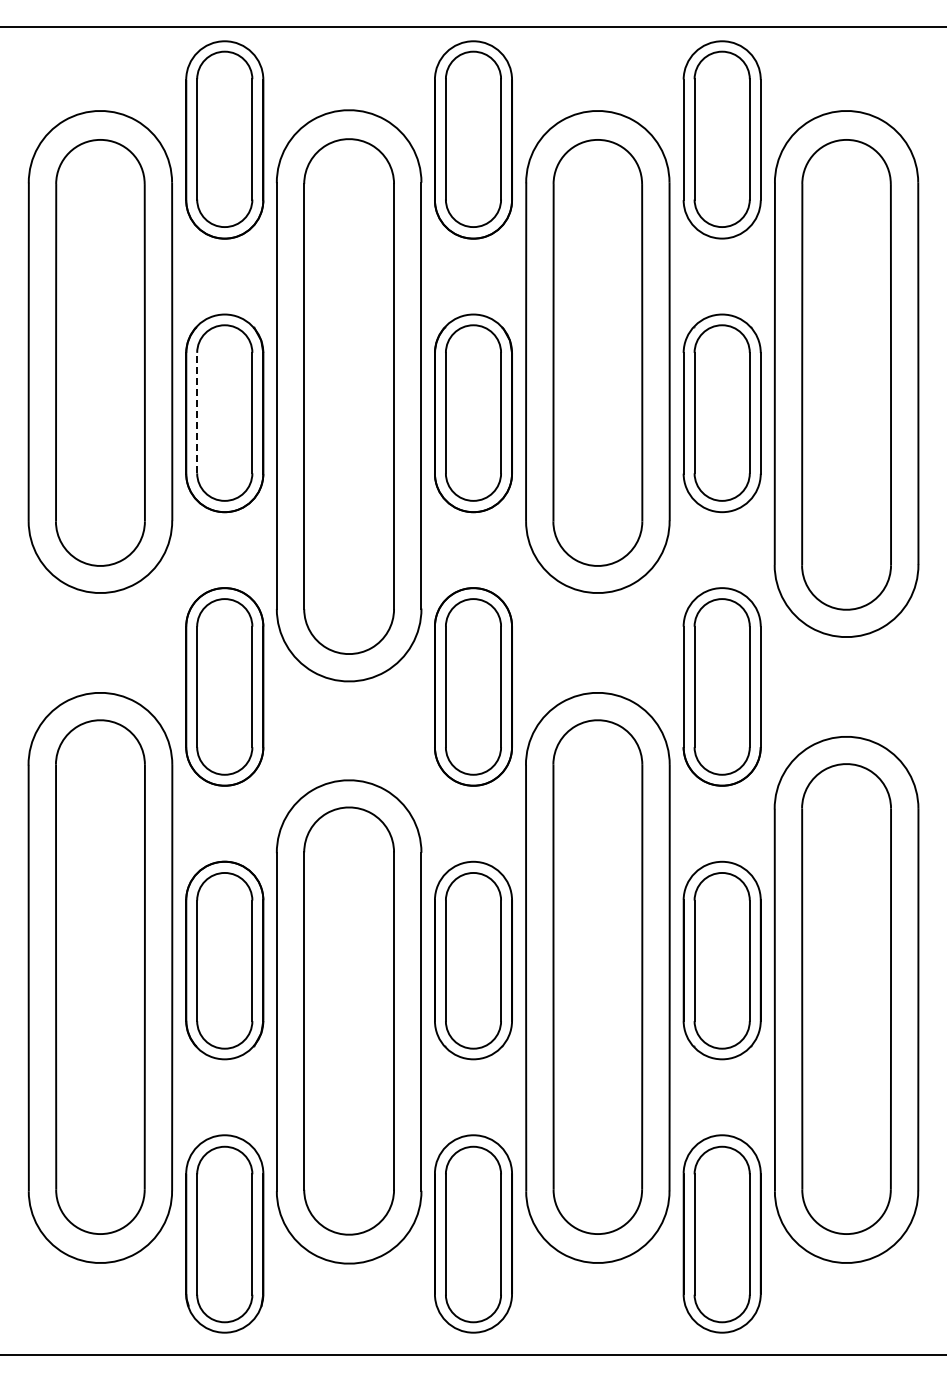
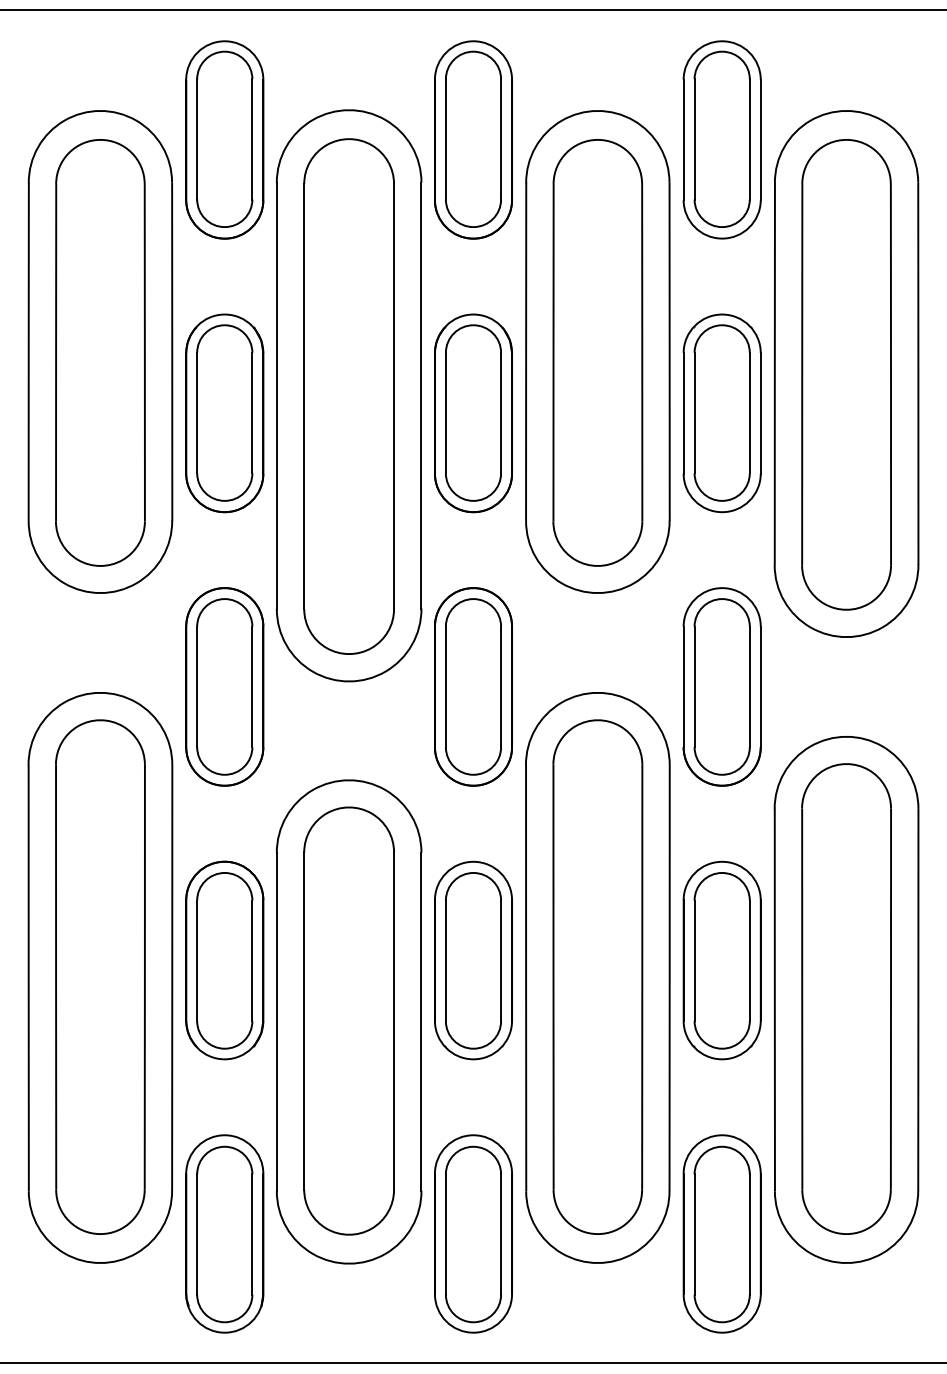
line position: (472, 27) -> (472, 10) (472, 10)
line: dashed -> solid (197, 412)
line position: (472, 1355) -> (472, 1363) (472, 1363)
